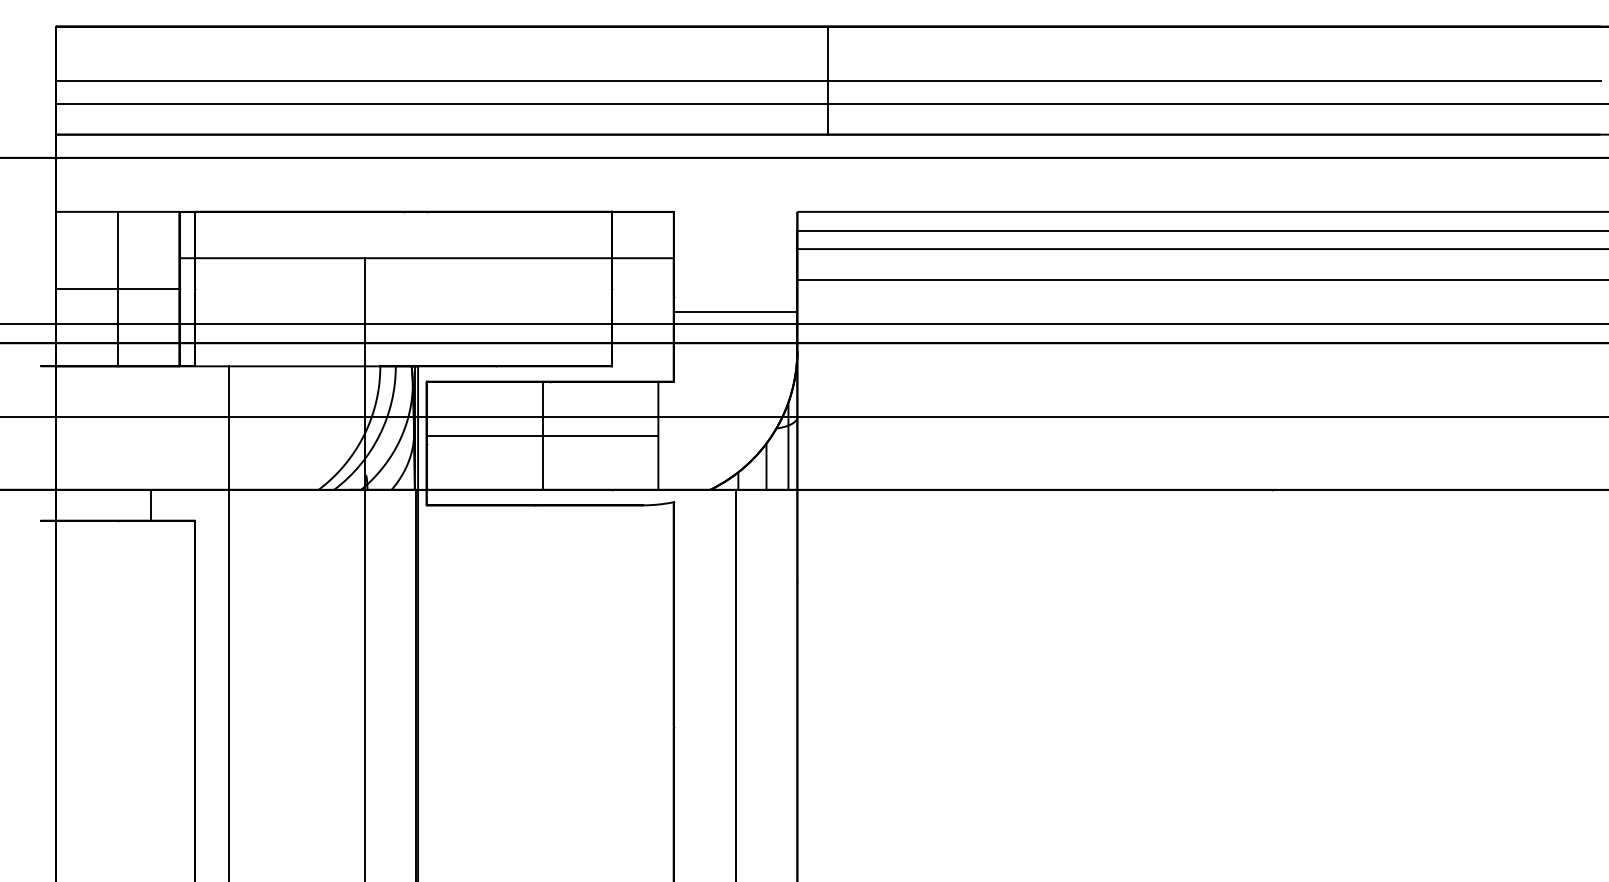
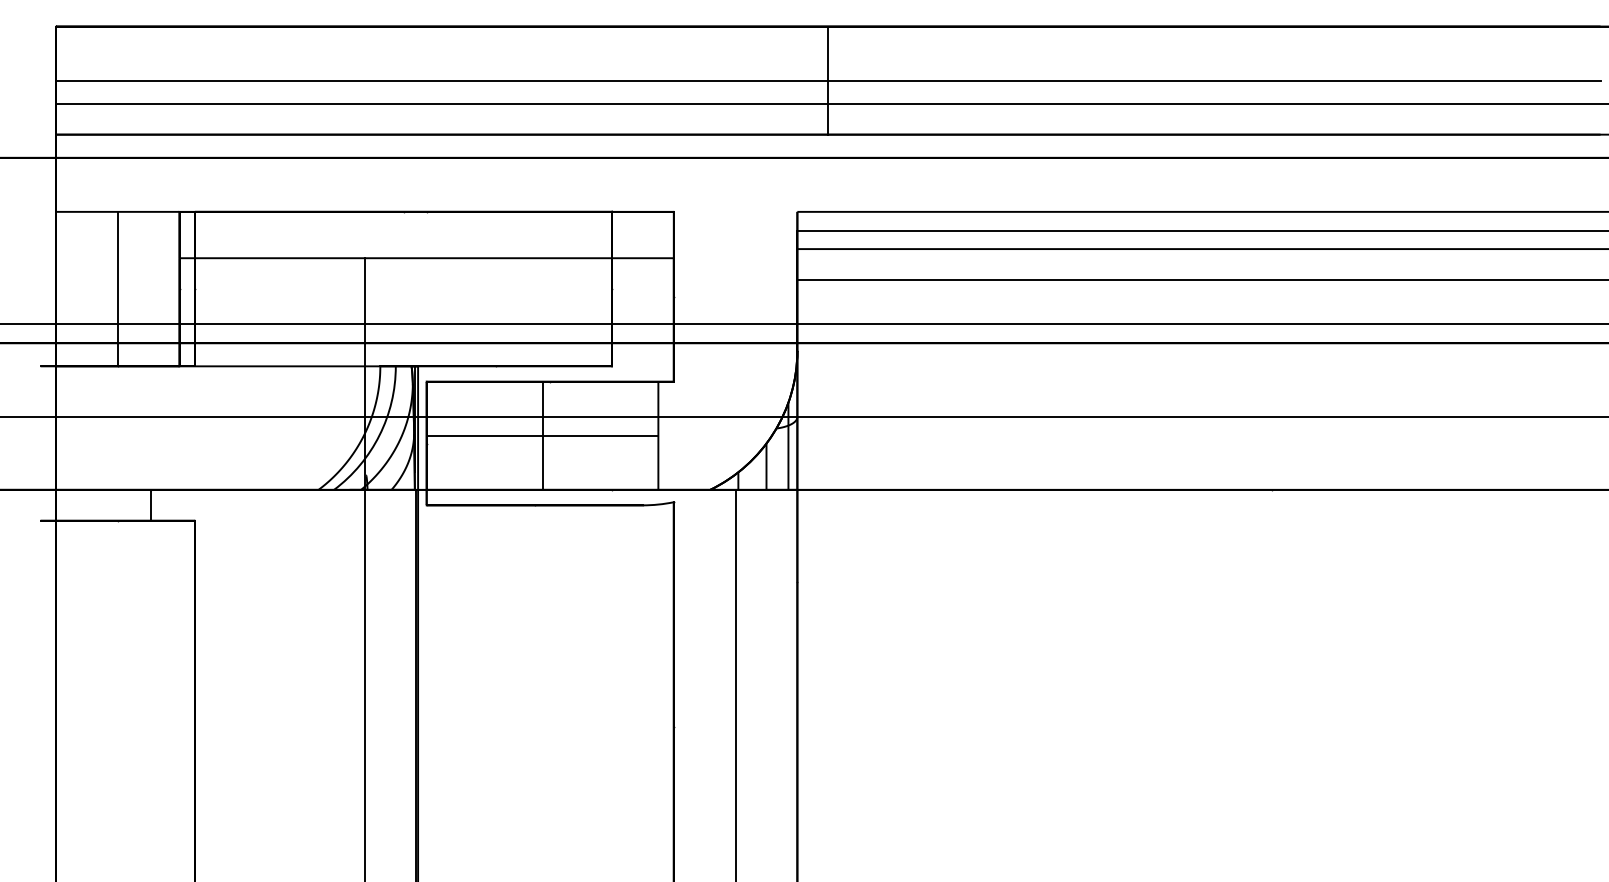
line: present -> none (117, 289)
line: present -> none (735, 312)
line: present -> none (229, 622)
